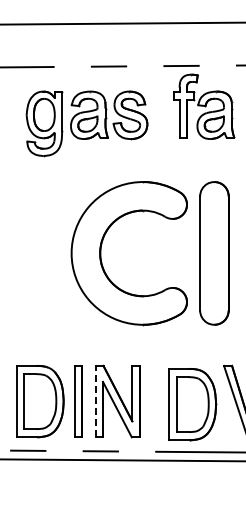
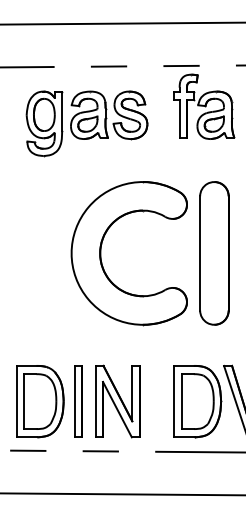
line: dashed -> solid (95, 401)
part position: (192, 404) -> (197, 401) (197, 401)
line position: (122, 460) -> (122, 494) (122, 494)
